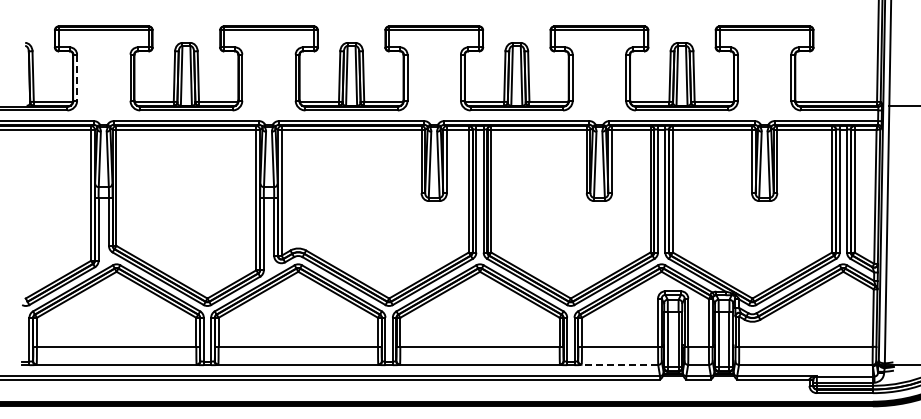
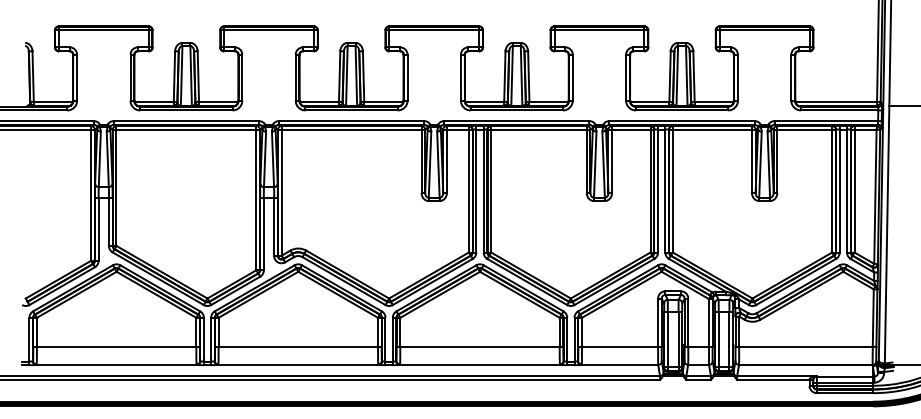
line: dashed -> solid (77, 78)
line: dashed -> solid (619, 364)
